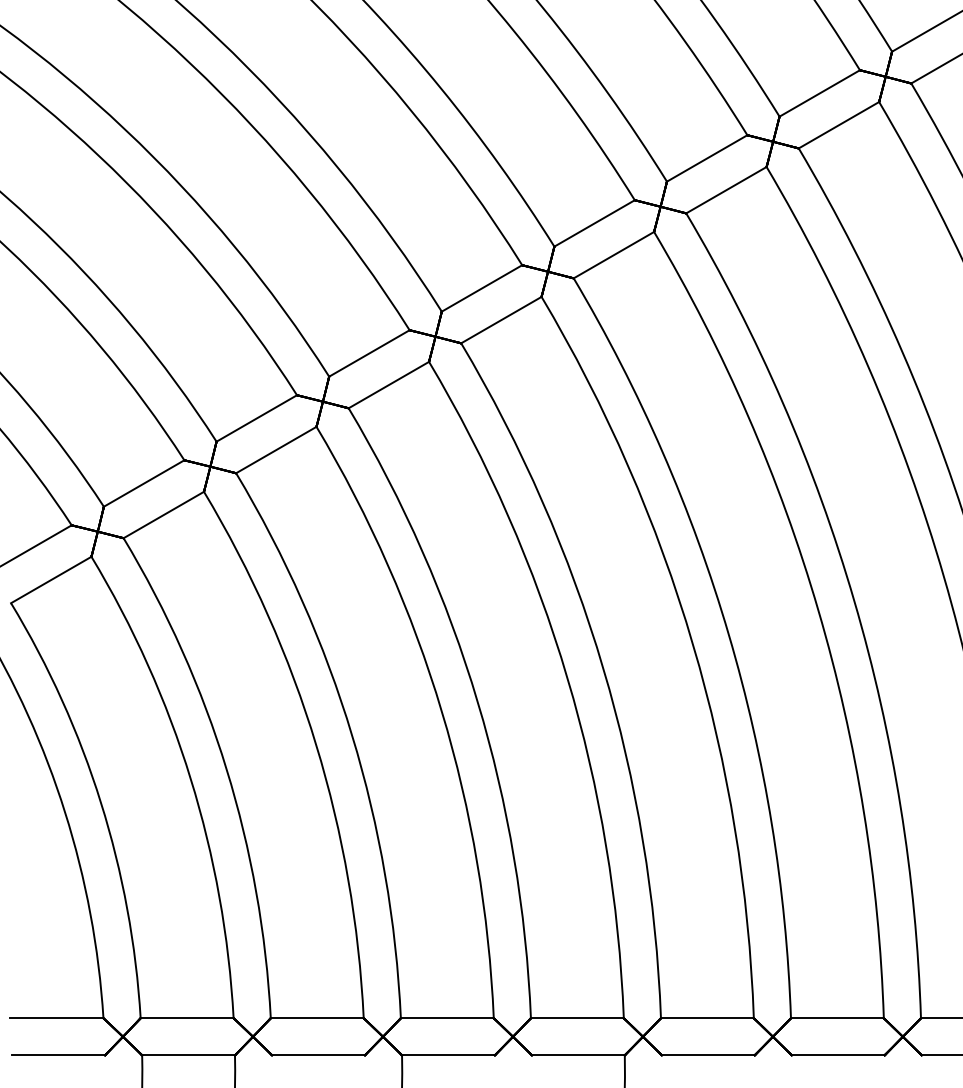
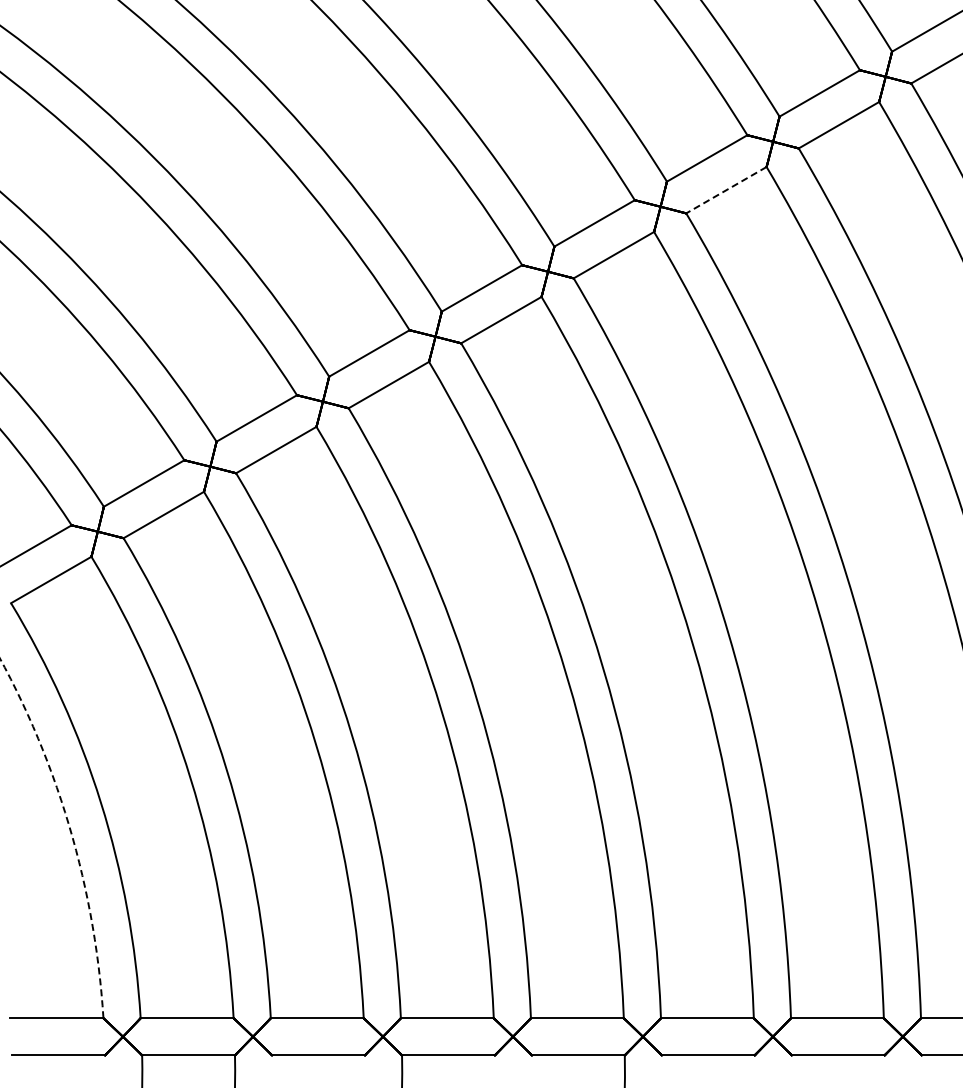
line: solid -> dashed (726, 190)
arc: solid -> dashed (71, 832)
